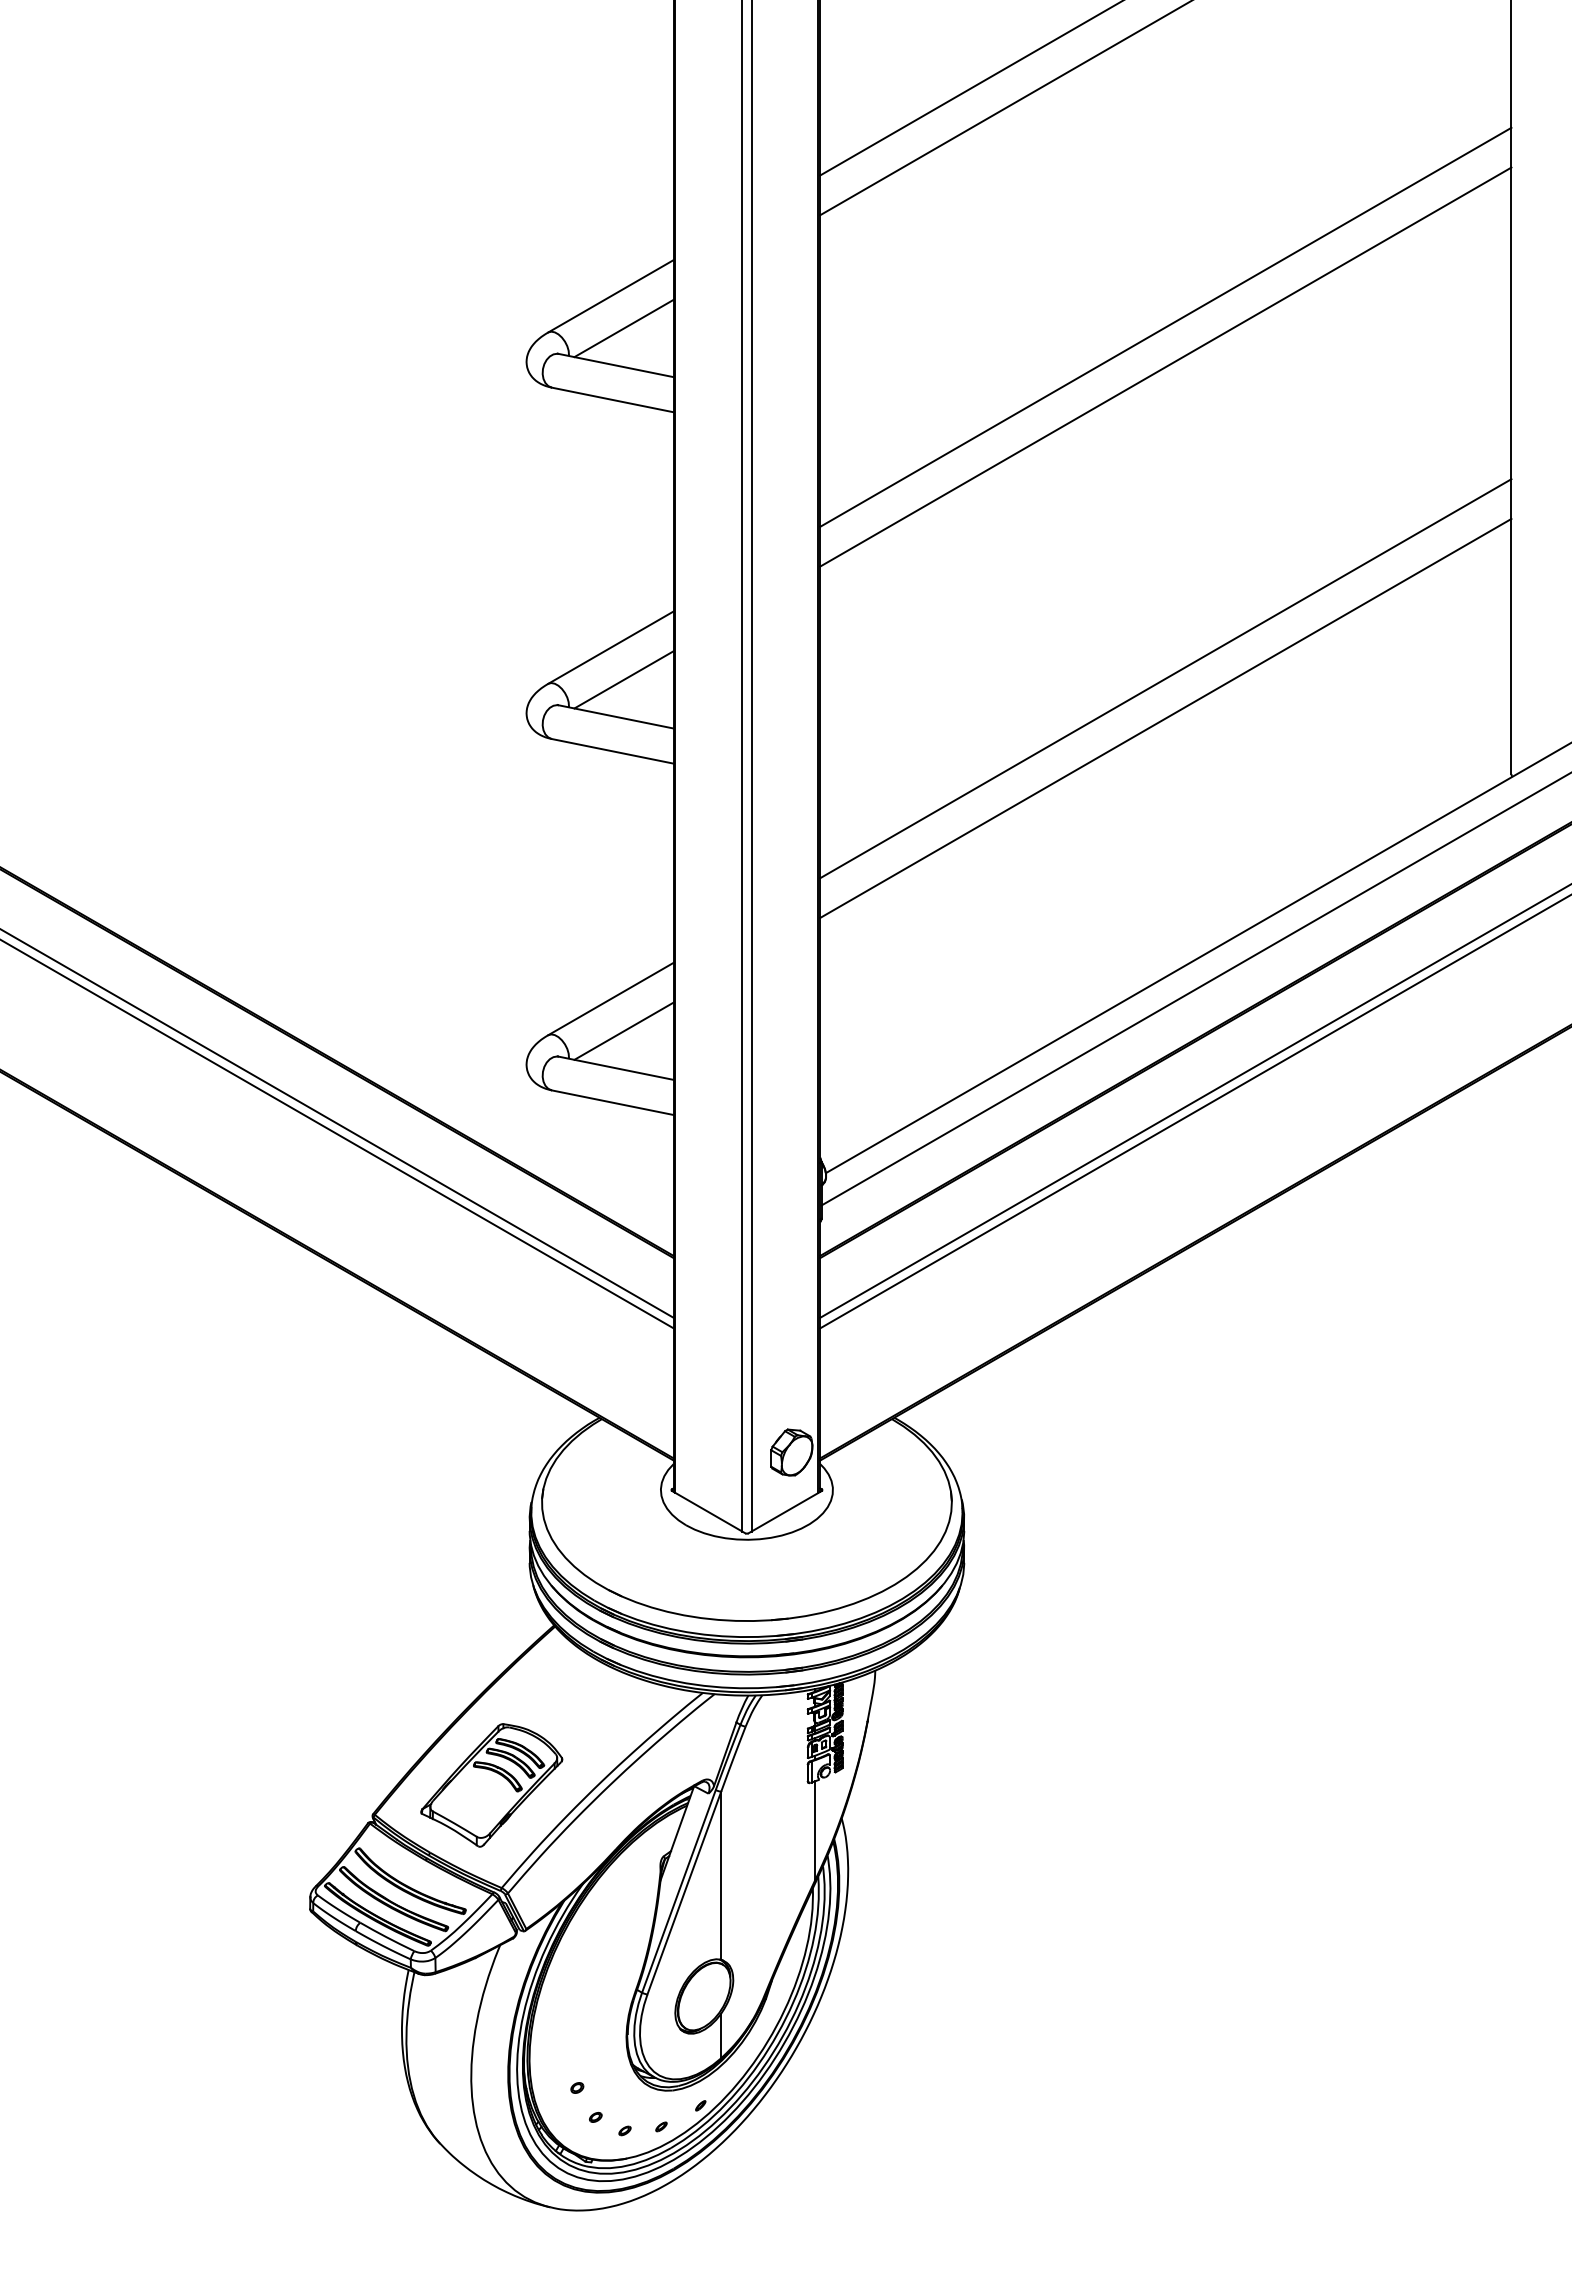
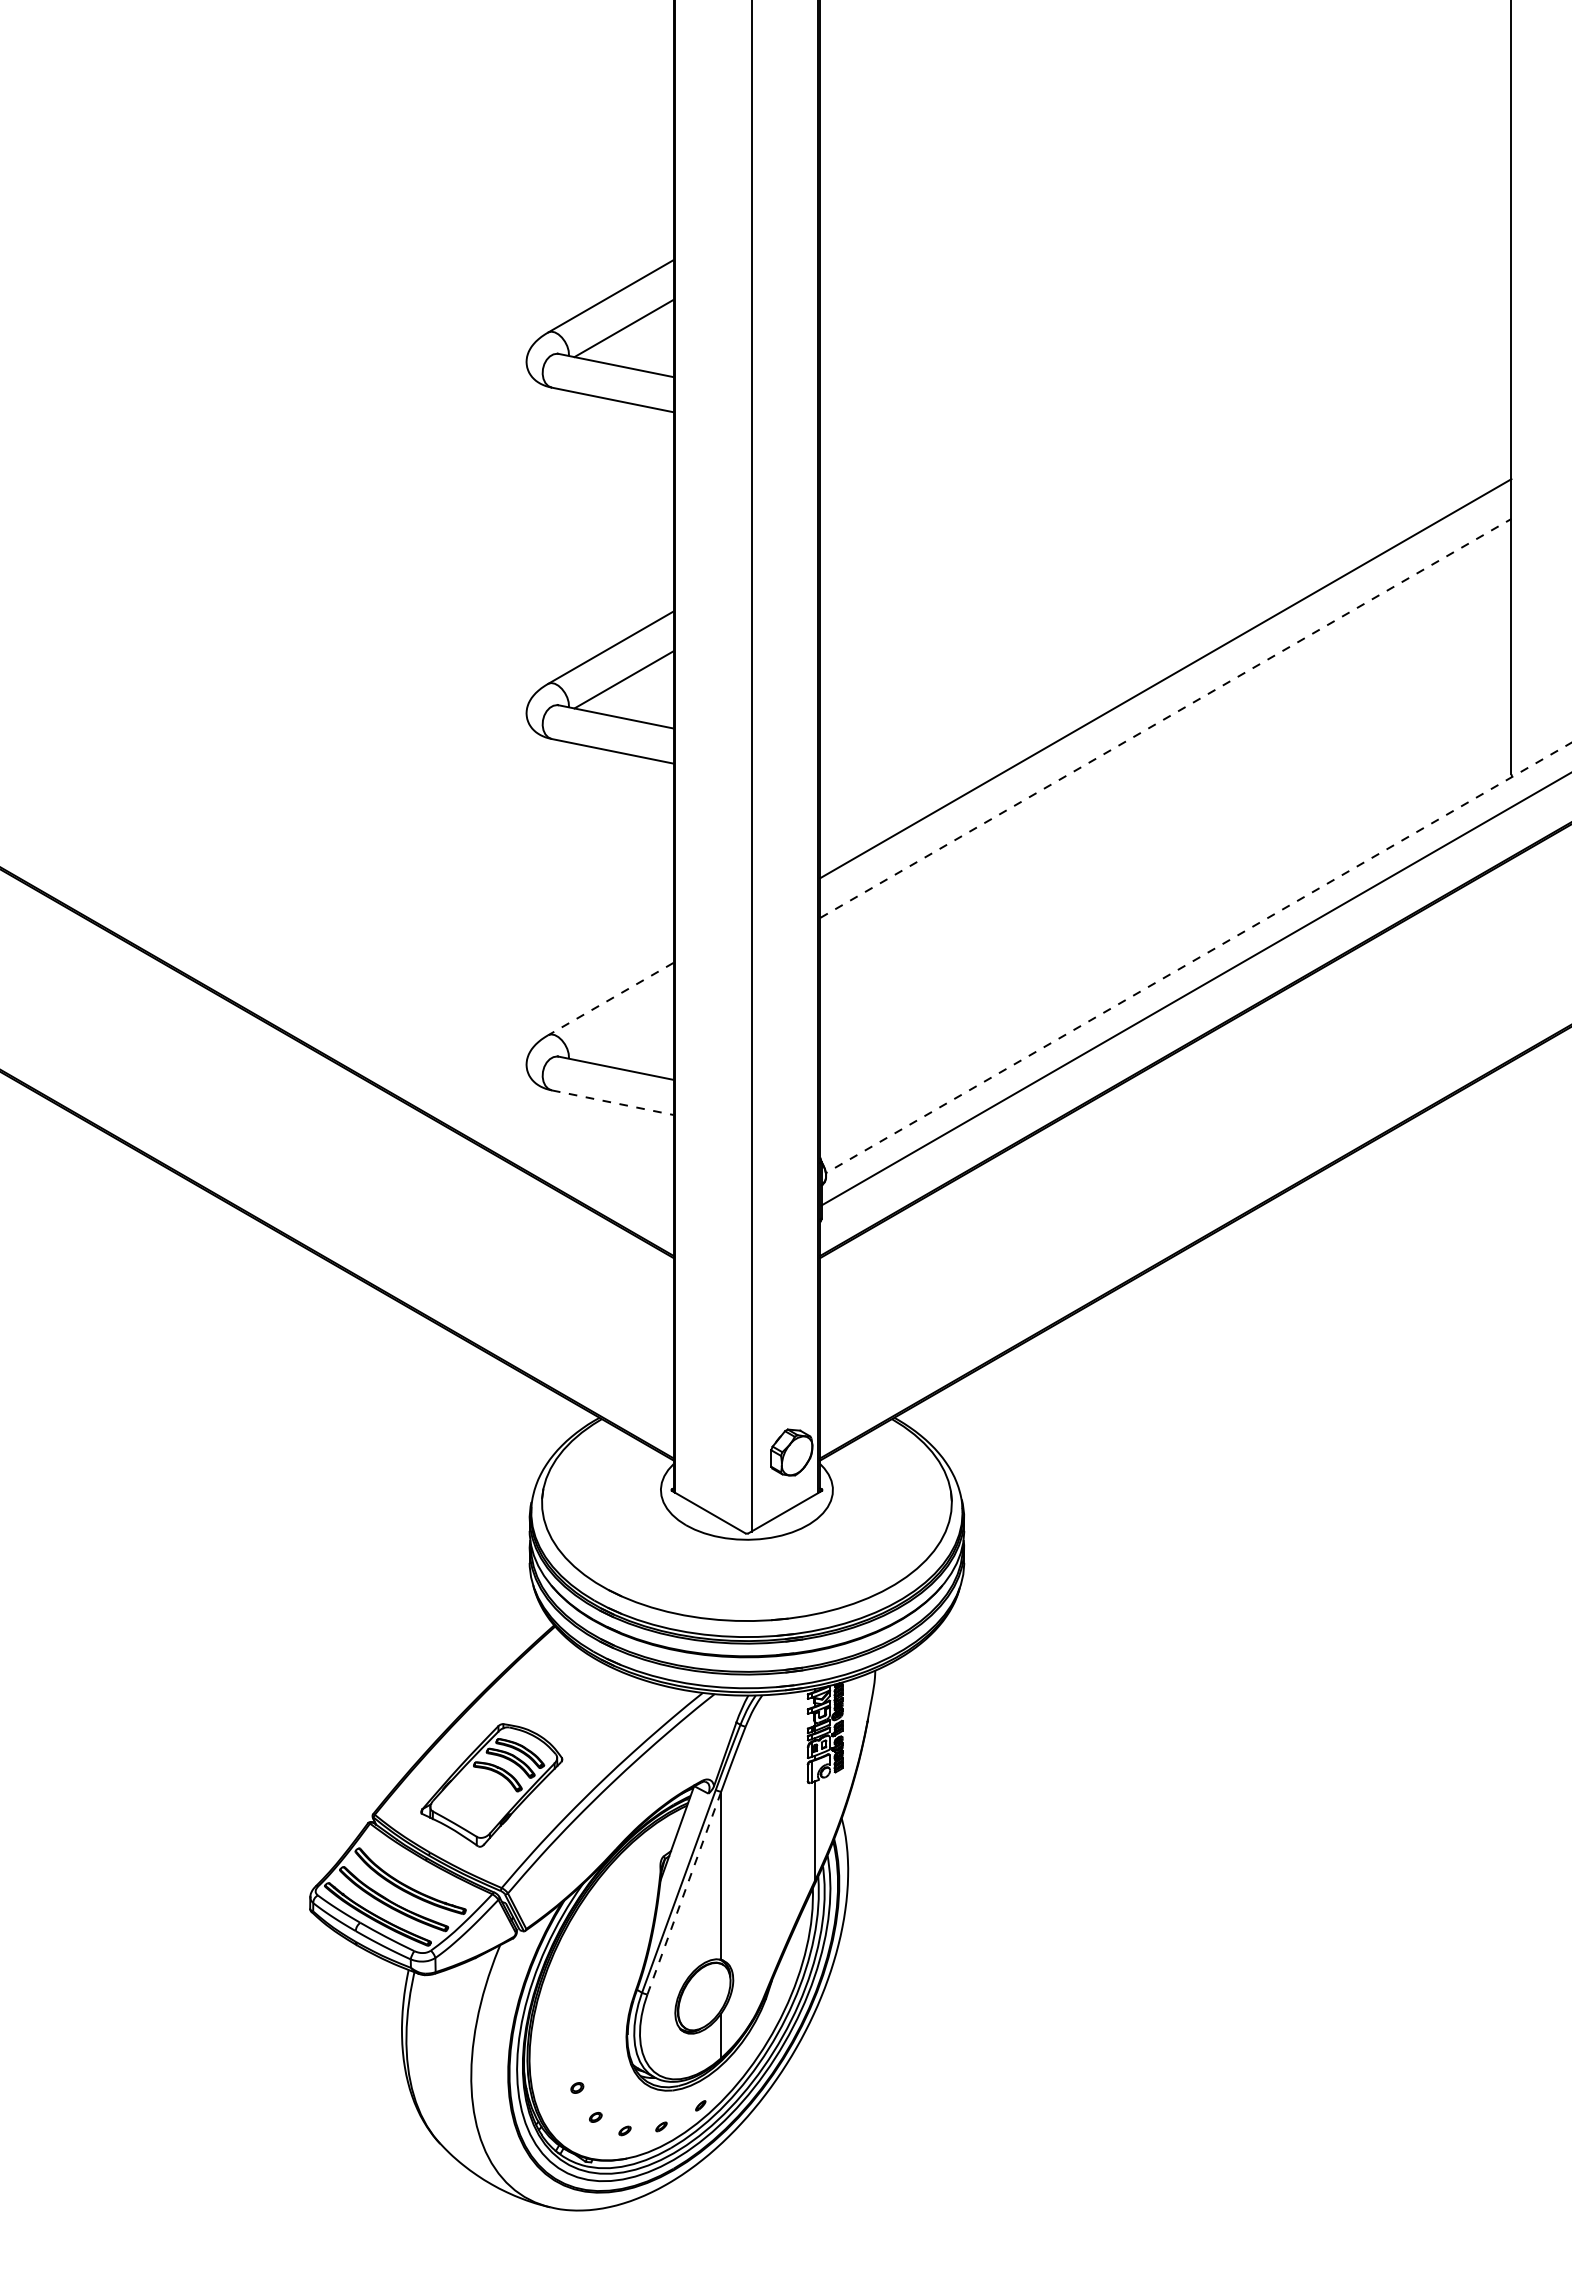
line: present -> none (970, 88)
line: present -> none (1004, 108)
line: present -> none (1165, 326)
line: present -> none (1165, 366)
line: solid -> dashed (1166, 718)
line: present -> none (742, 766)
line: solid -> dashed (1198, 958)
line: solid -> dashed (610, 999)
line: present -> none (623, 1030)
line: present -> none (1194, 1101)
line: solid -> dashed (613, 1102)
line: present -> none (1194, 1112)
line: present -> none (337, 1123)
line: present -> none (337, 1134)
line: solid -> dashed (684, 1893)
